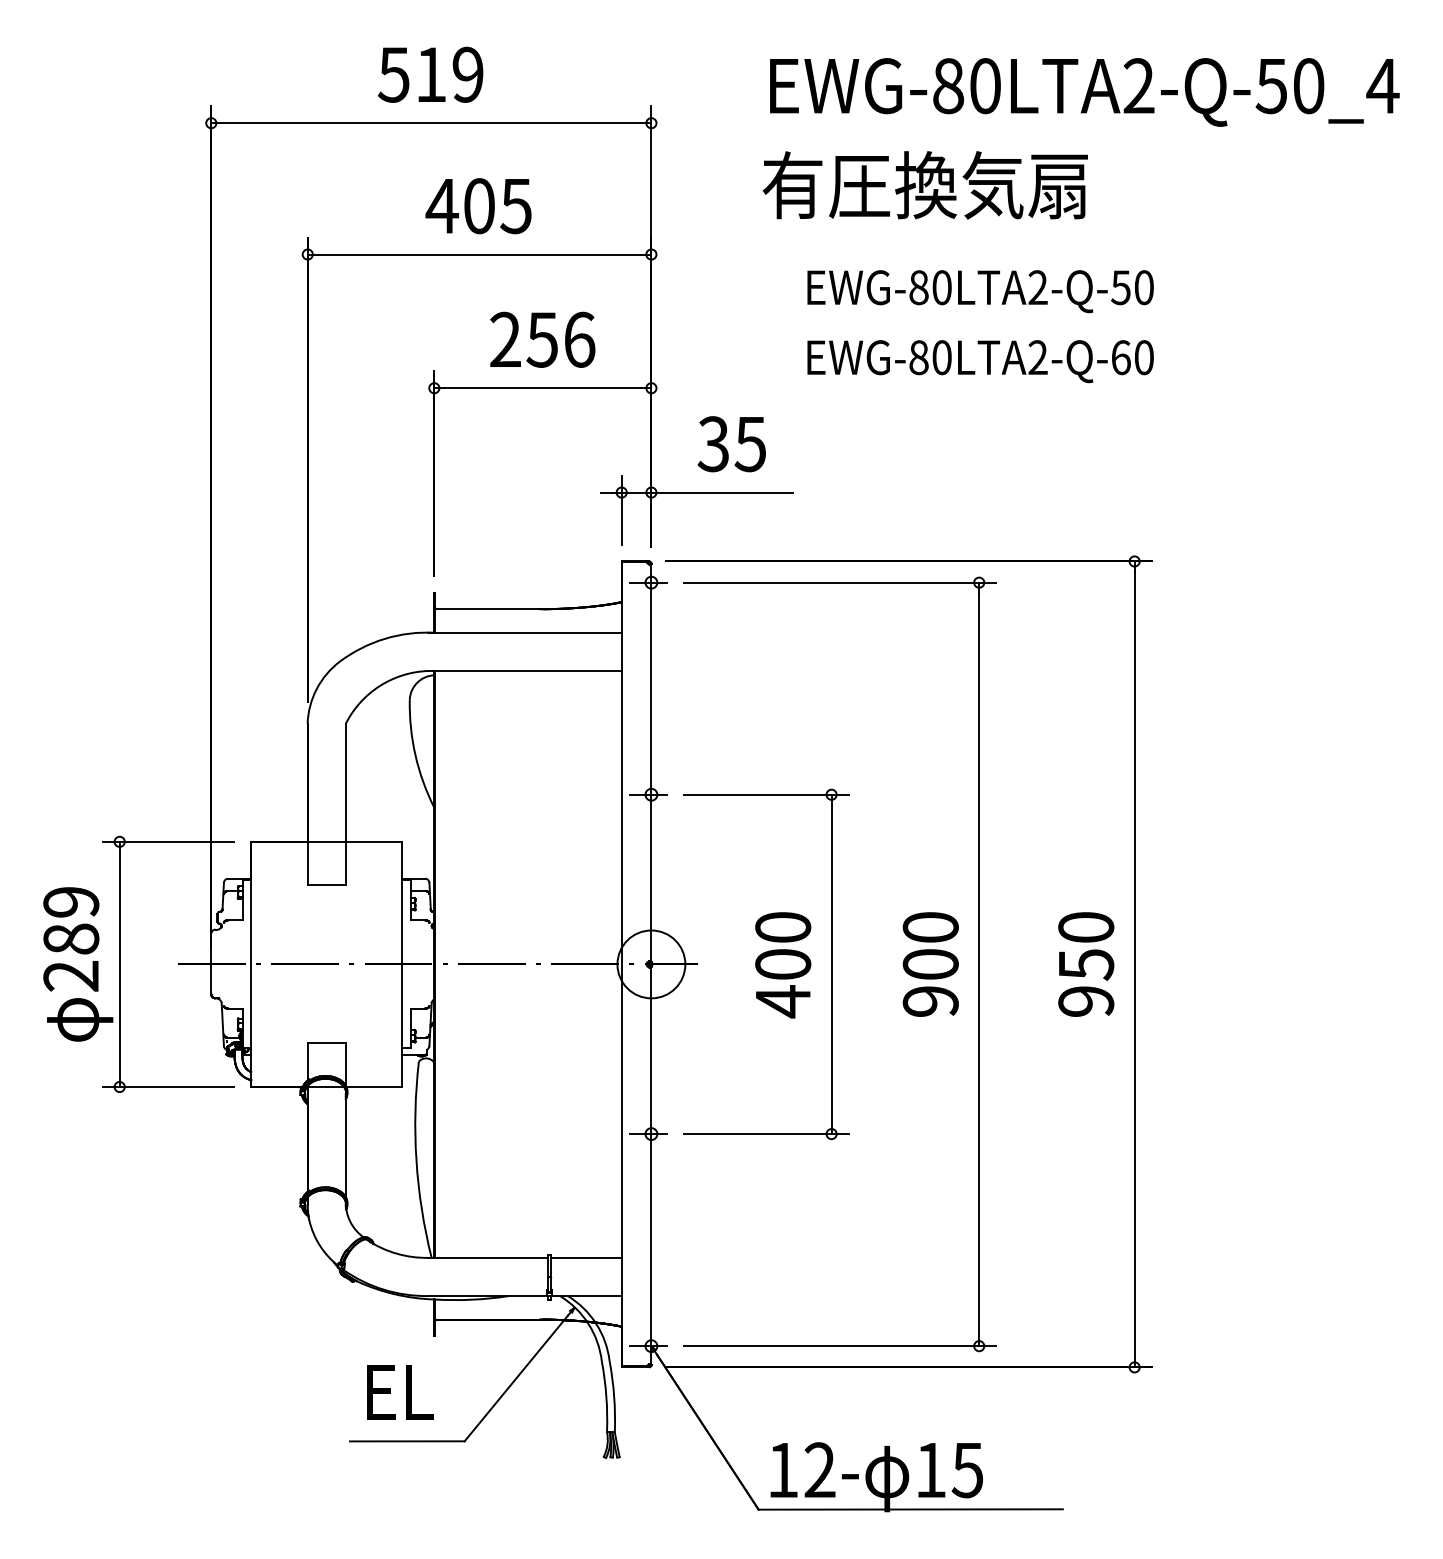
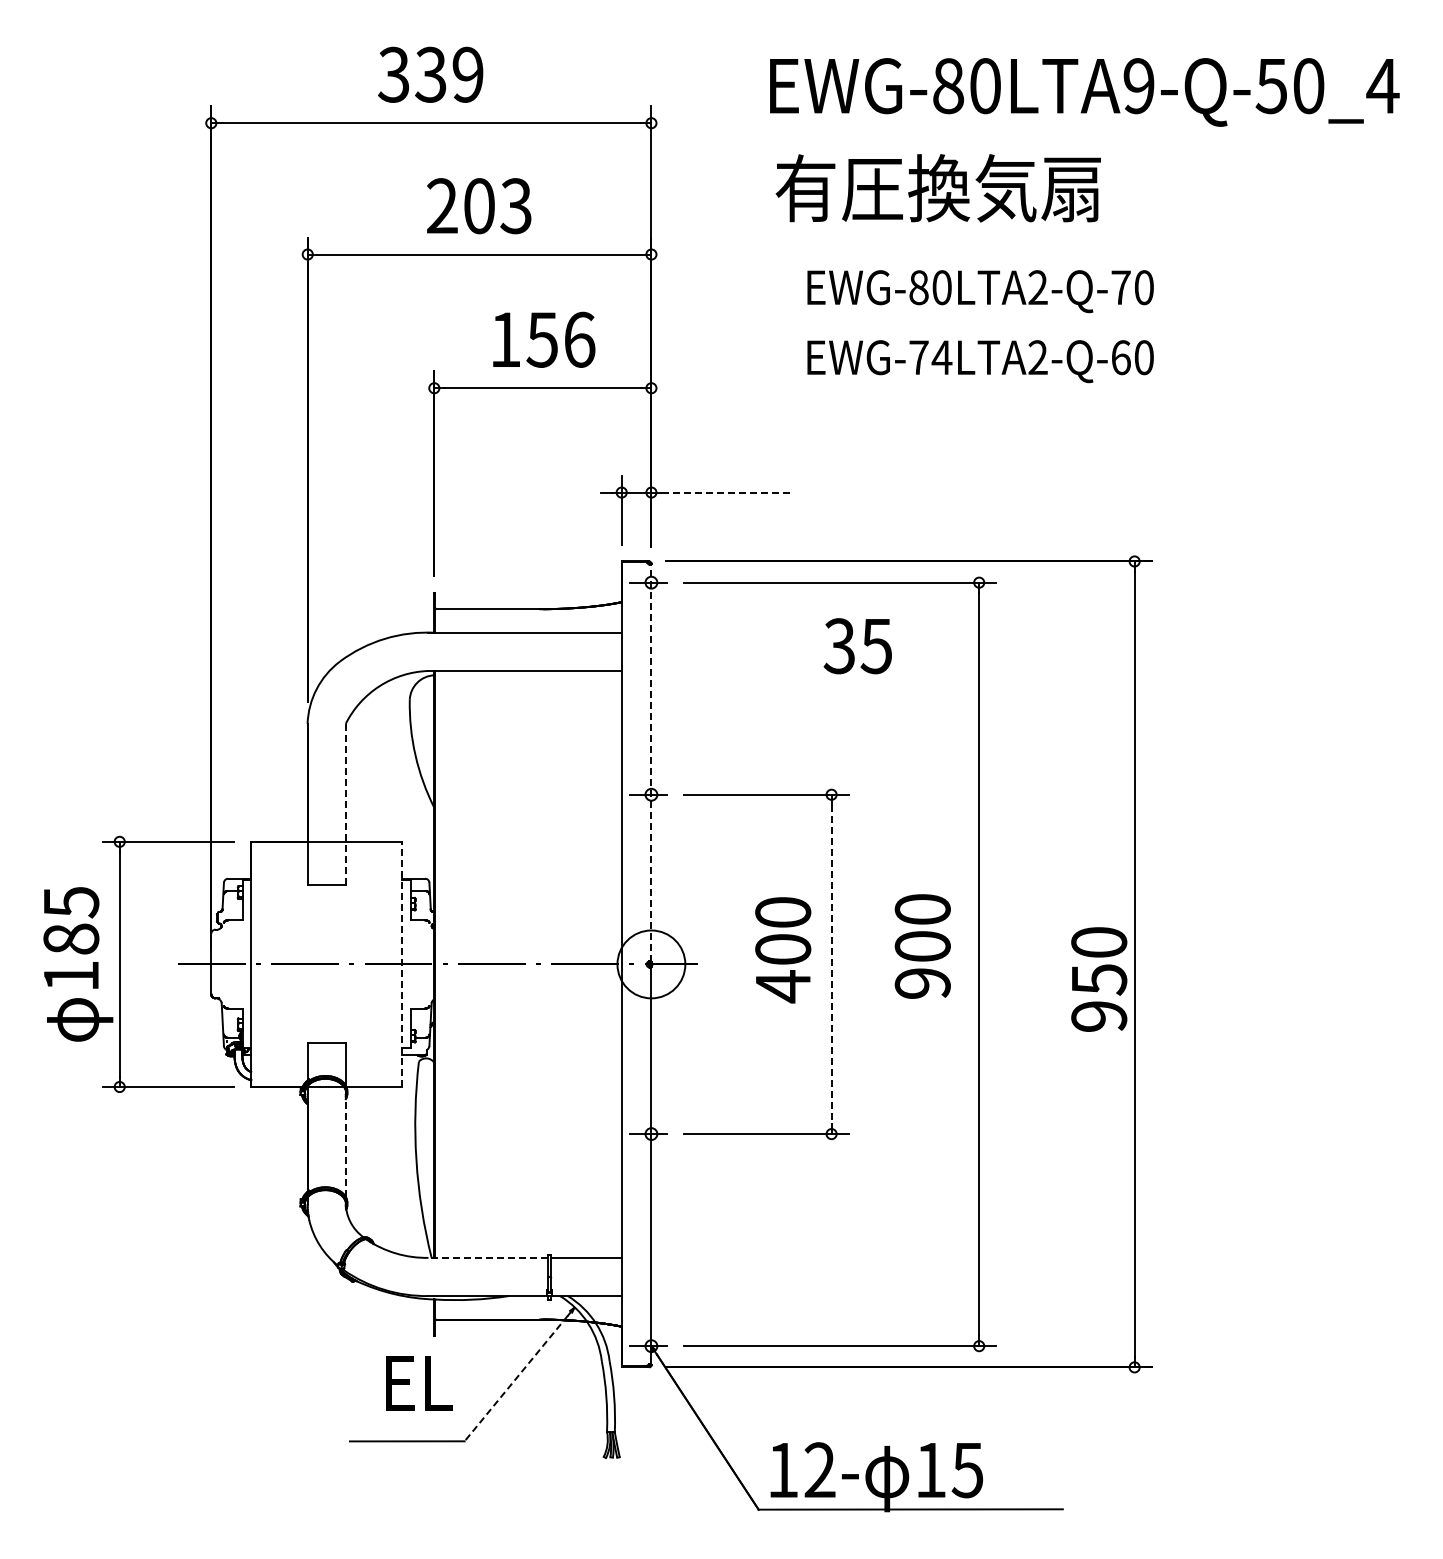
text: 519 -> 339 (412, 74)
text: EWG-80LTA2-Q-50_4 -> EWG-80LTA9-Q-50_4 (1138, 86)
text position: (924, 185) -> (937, 188) (937, 188)
text: 405 -> 203 (478, 205)
text: EWG-80LTA2-Q-50 -> EWG-80LTA2-Q-70 (1120, 287)
text: 256 -> 156 (505, 338)
text: EWG-80LTA2-Q-60 -> EWG-74LTA2-Q-60 (930, 357)
text position: (731, 444) -> (857, 646) (857, 646)
line: solid -> dashed (727, 492)
line: solid -> dashed (651, 762)
line: solid -> dashed (345, 804)
text: 289 -> 185 (71, 939)
line: solid -> dashed (402, 964)
line: solid -> dashed (831, 964)
text position: (930, 964) -> (922, 946) (922, 946)
text position: (1086, 964) -> (1099, 979) (1099, 979)
text position: (783, 965) -> (783, 950) (783, 950)
line: solid -> dashed (345, 1143)
line: solid -> dashed (488, 1257)
line: solid -> dashed (515, 1378)
text position: (400, 1392) -> (419, 1383) (419, 1383)
